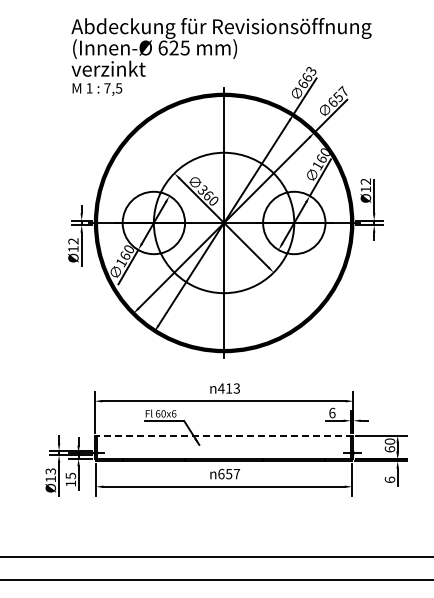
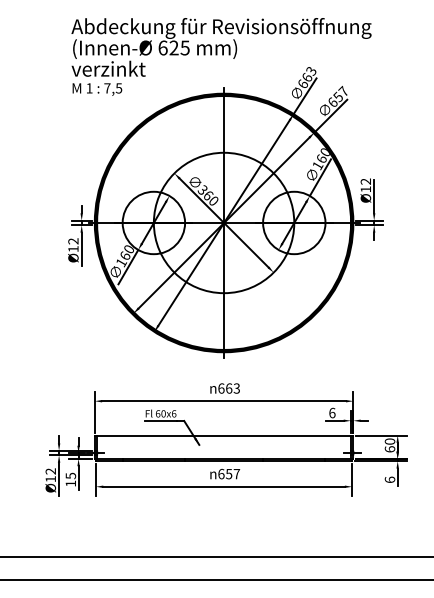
text: 413 -> 663 (224, 388)
line: dashed -> solid (223, 435)
text: Ø13 -> Ø12 (51, 471)
